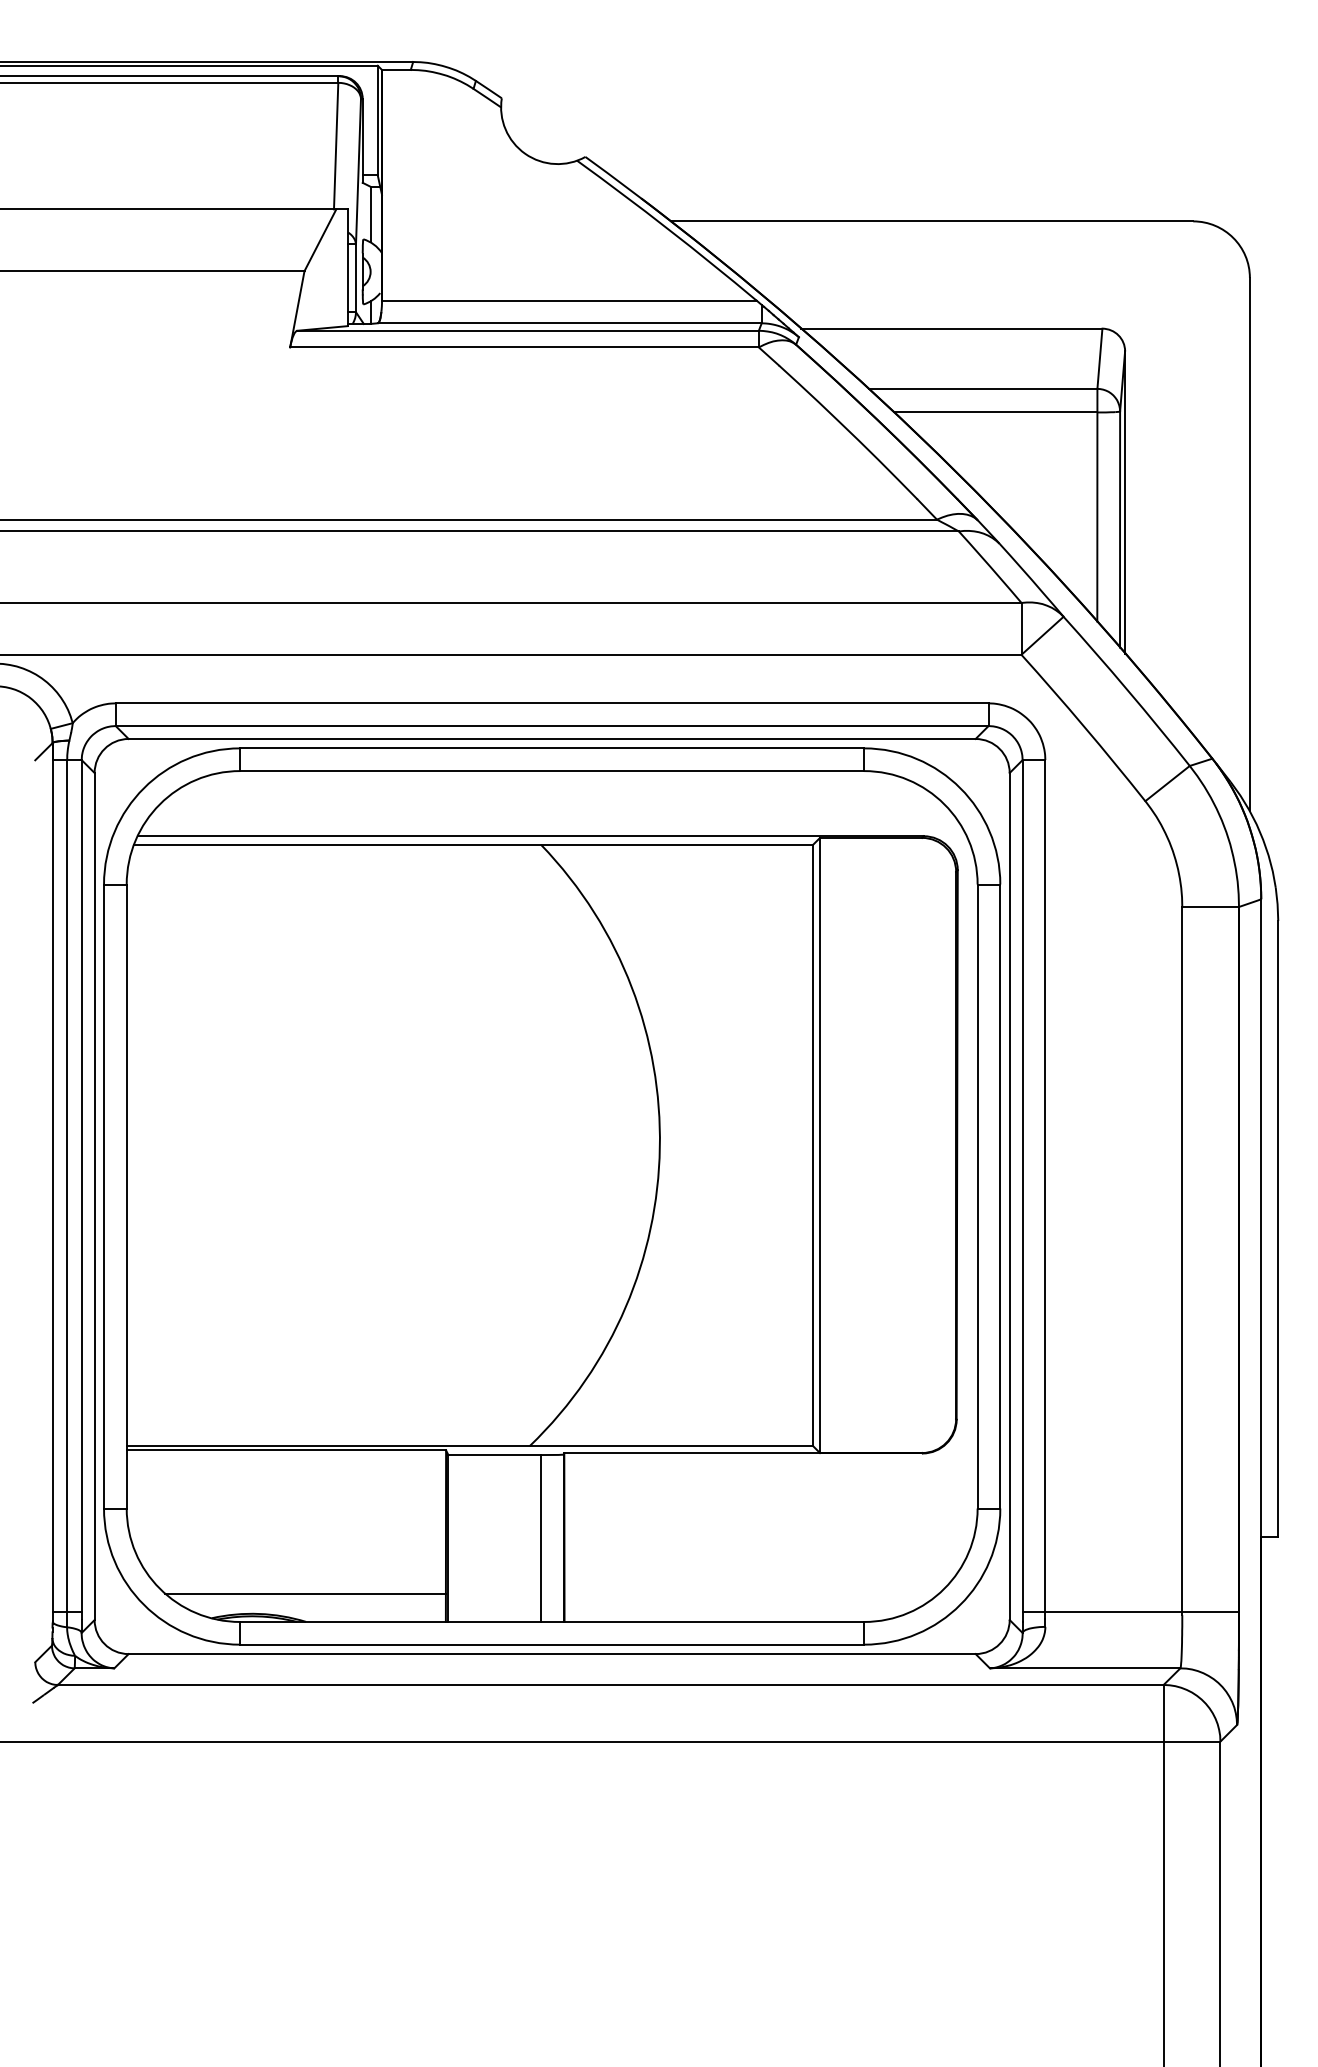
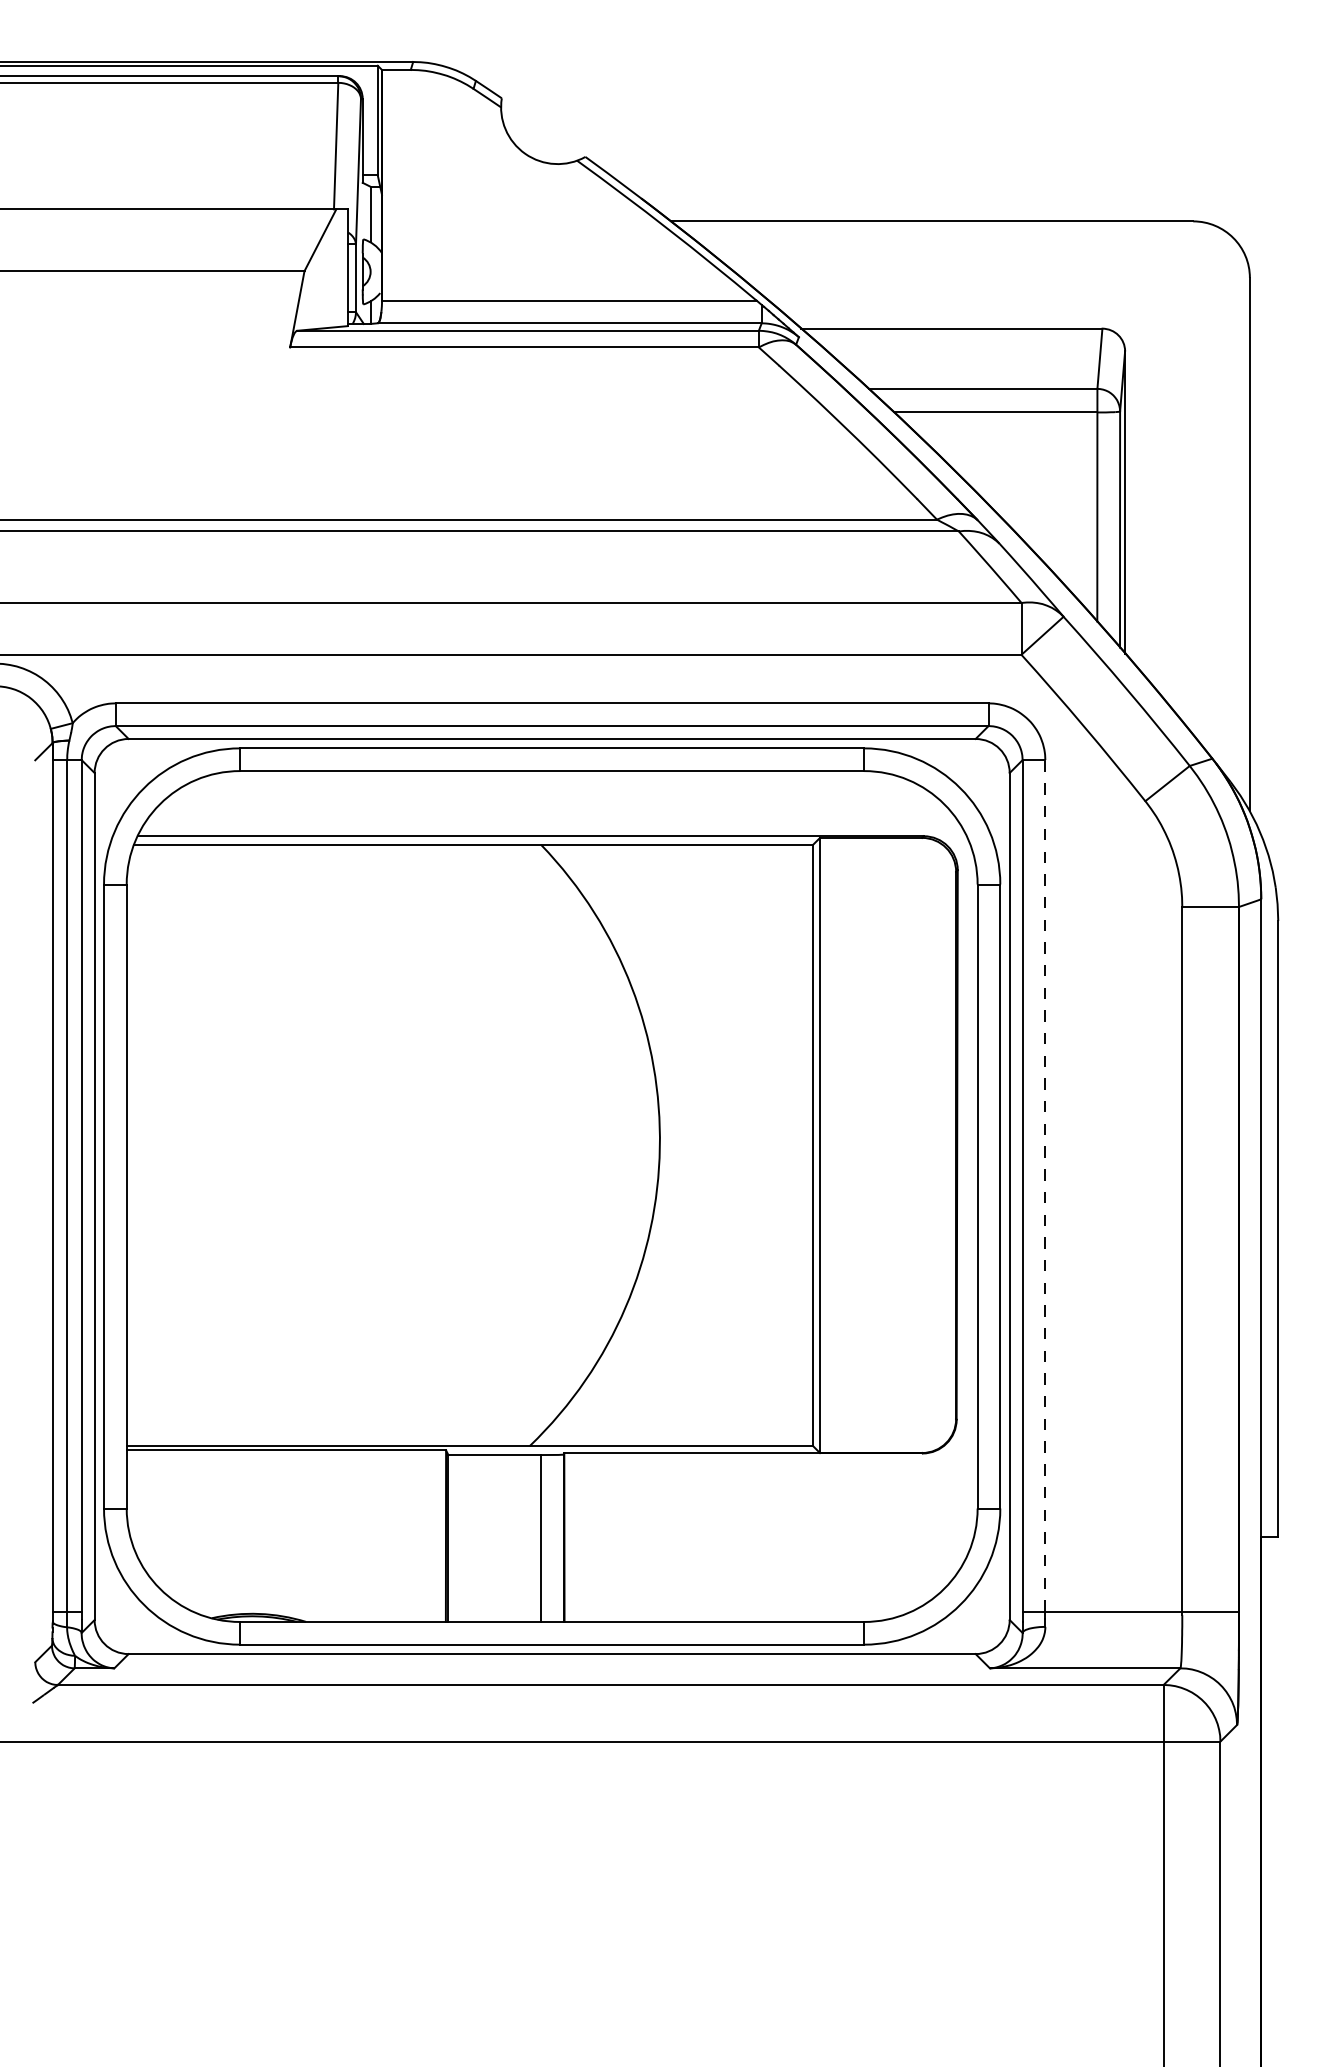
line: solid -> dashed (1045, 1185)
line: present -> none (305, 1593)
